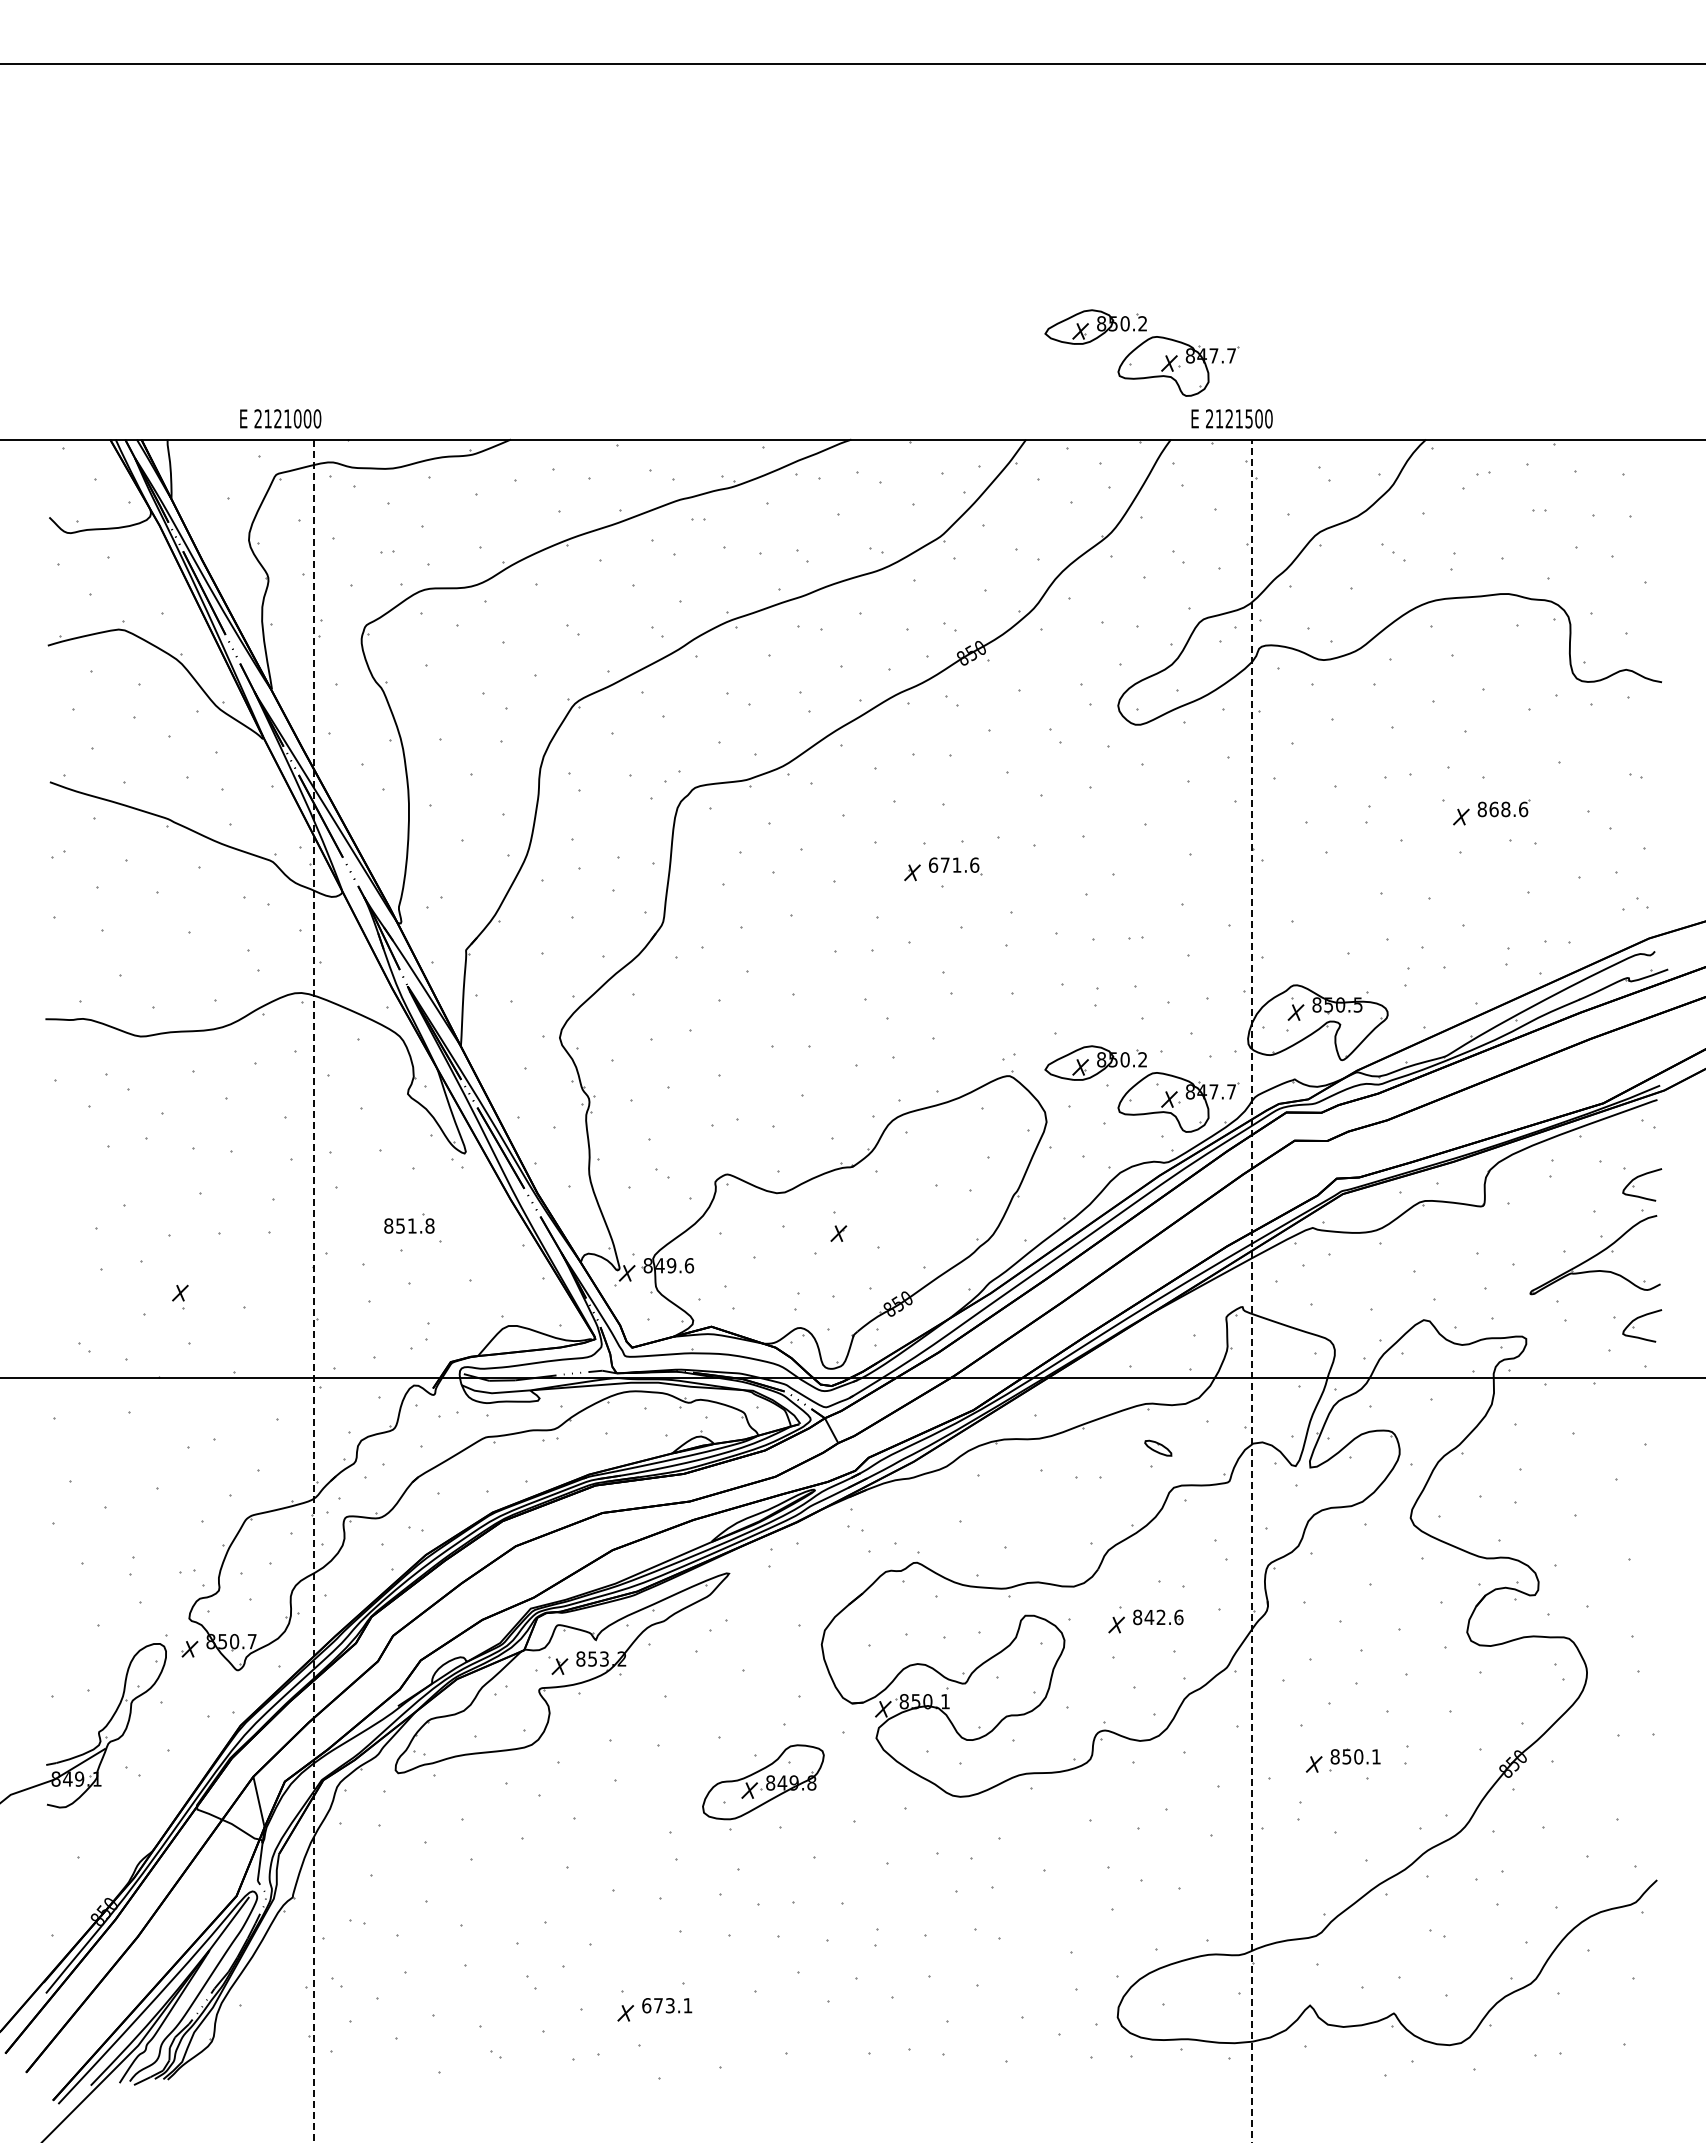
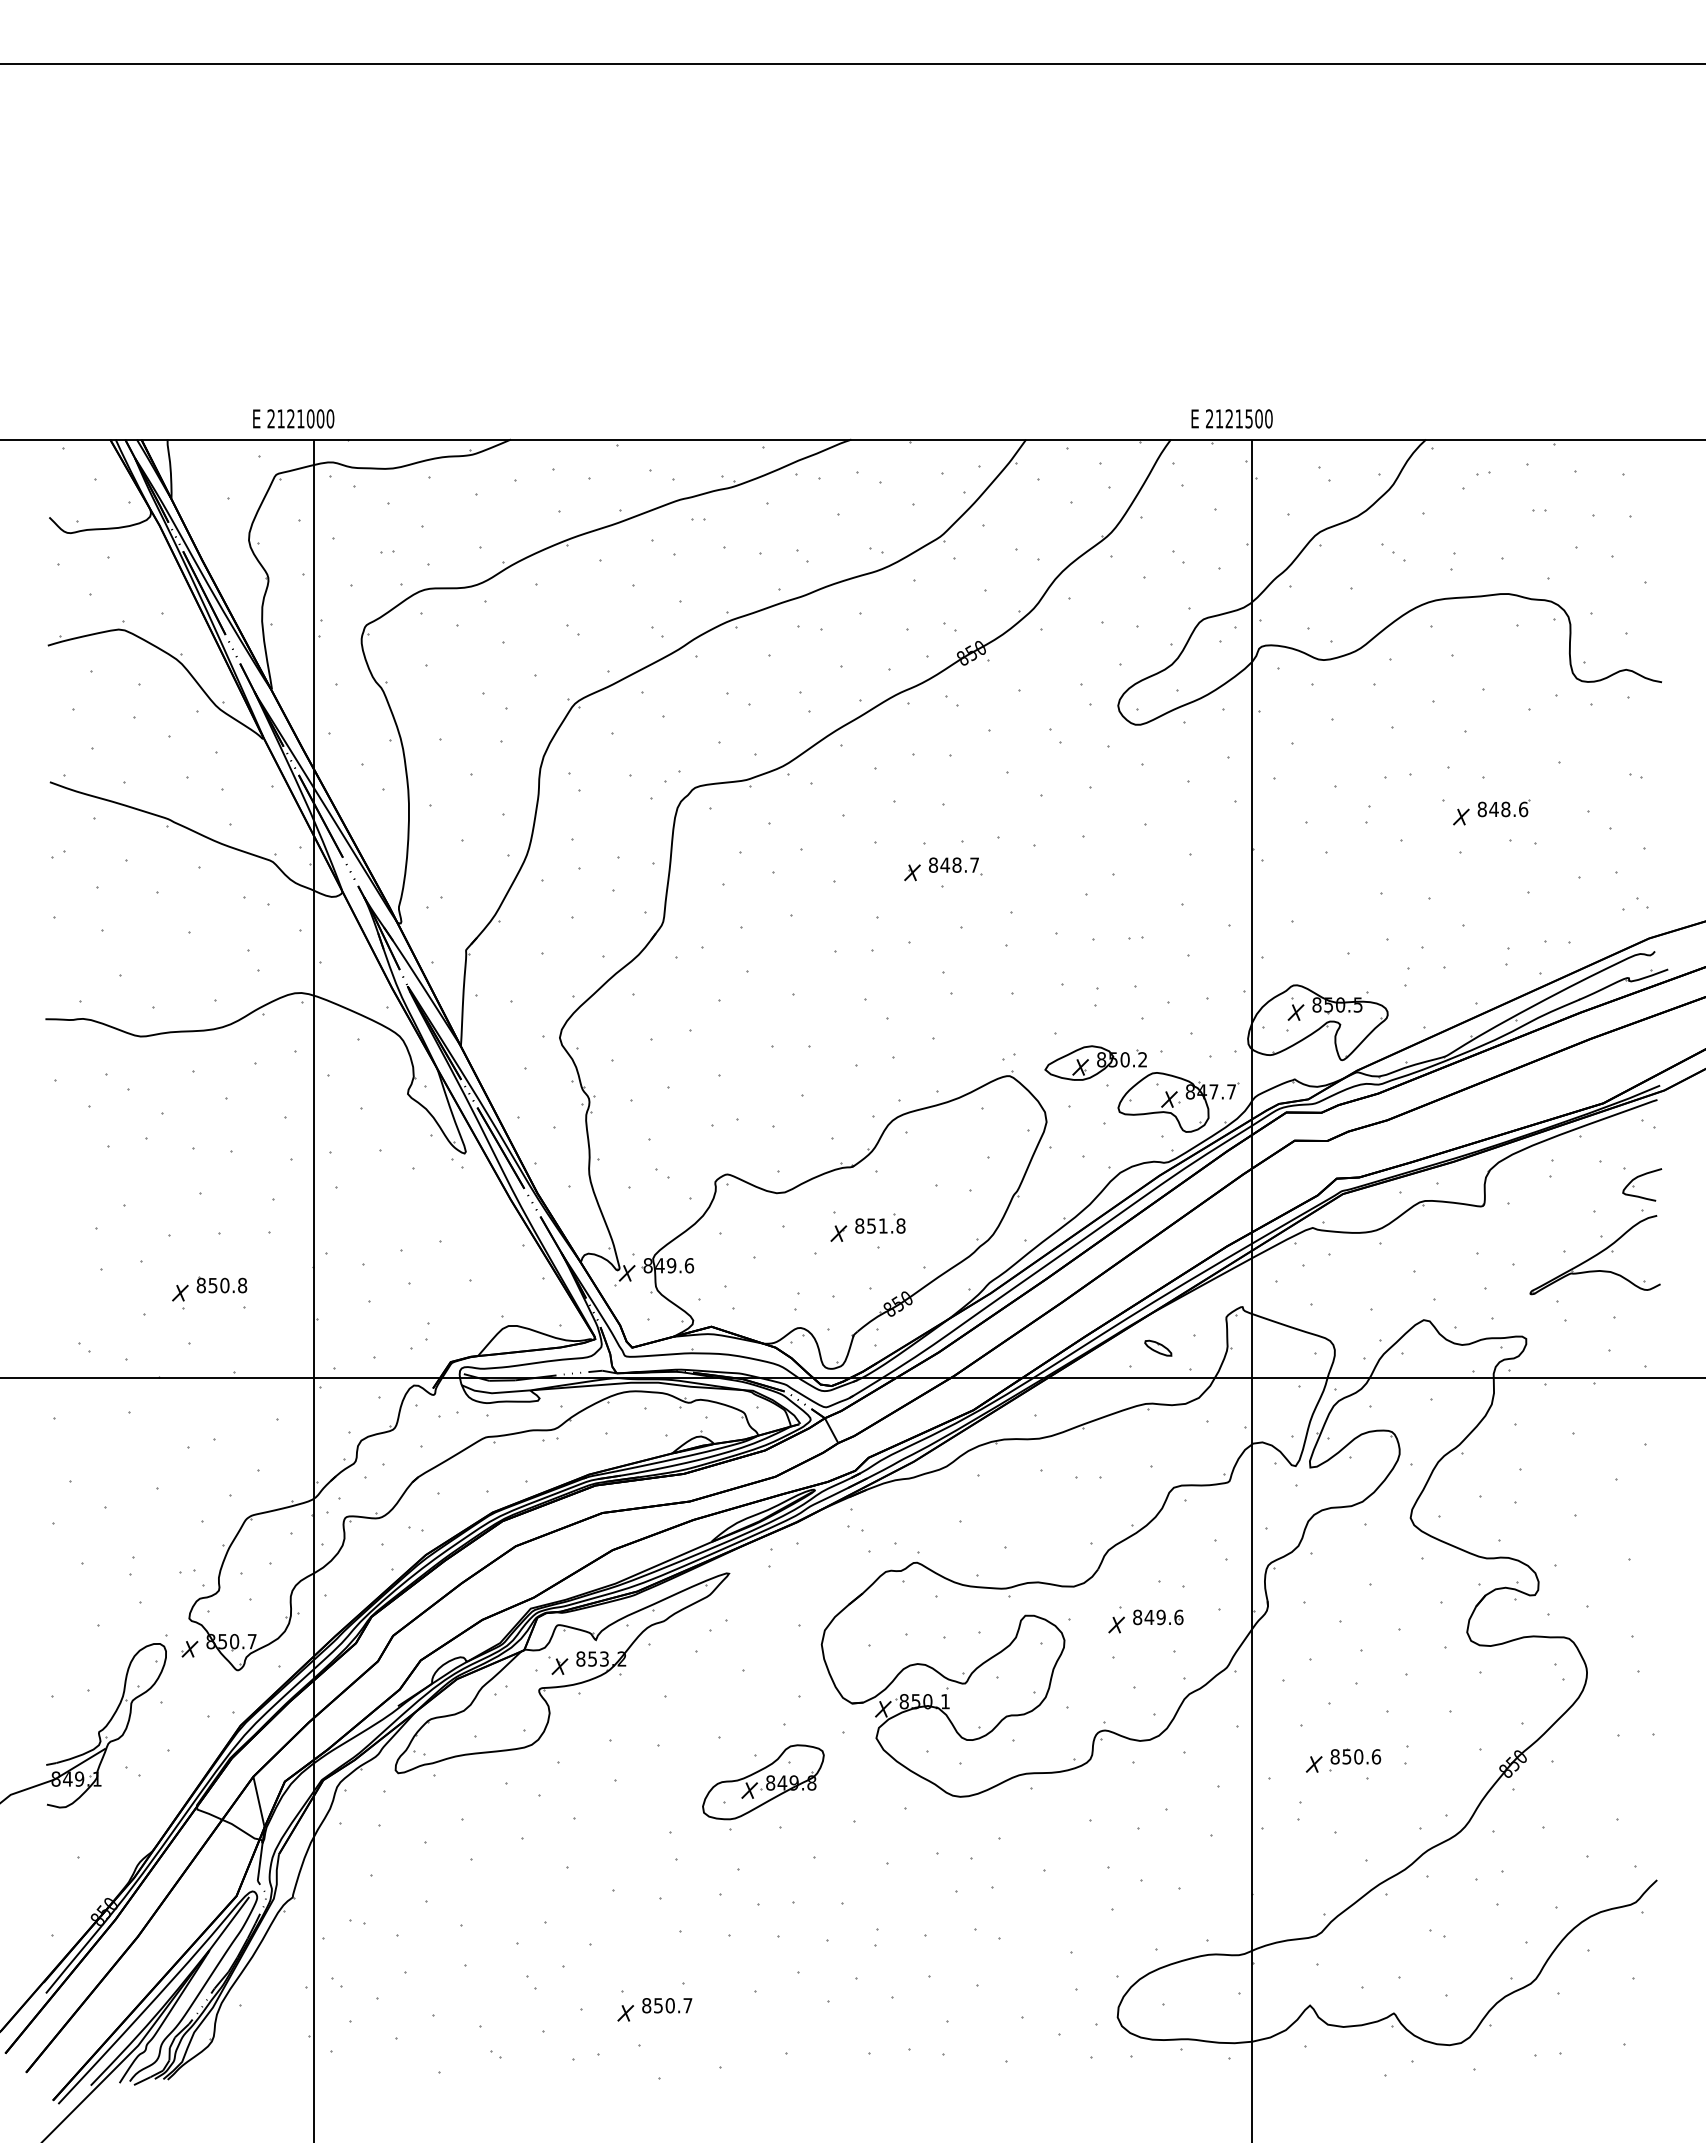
part: present -> none (1141, 352)
text position: (280, 418) -> (293, 418) (293, 418)
text: 868.6 -> 848.6 (1493, 809)
text: 671.6 -> 848.7 (953, 864)
part position: (409, 1223) -> (880, 1223) (880, 1223)
part: none -> present (221, 1284)
line: dashed -> solid (1252, 1290)
line: dashed -> solid (314, 1291)
part: present -> none (1639, 1318)
part position: (1158, 1447) -> (1158, 1347) (1158, 1347)
text: 842.6 -> 849.6 (1160, 1617)
text: 850.1 -> 850.6 (1376, 1756)
text: 673.1 -> 850.7 (667, 2005)
